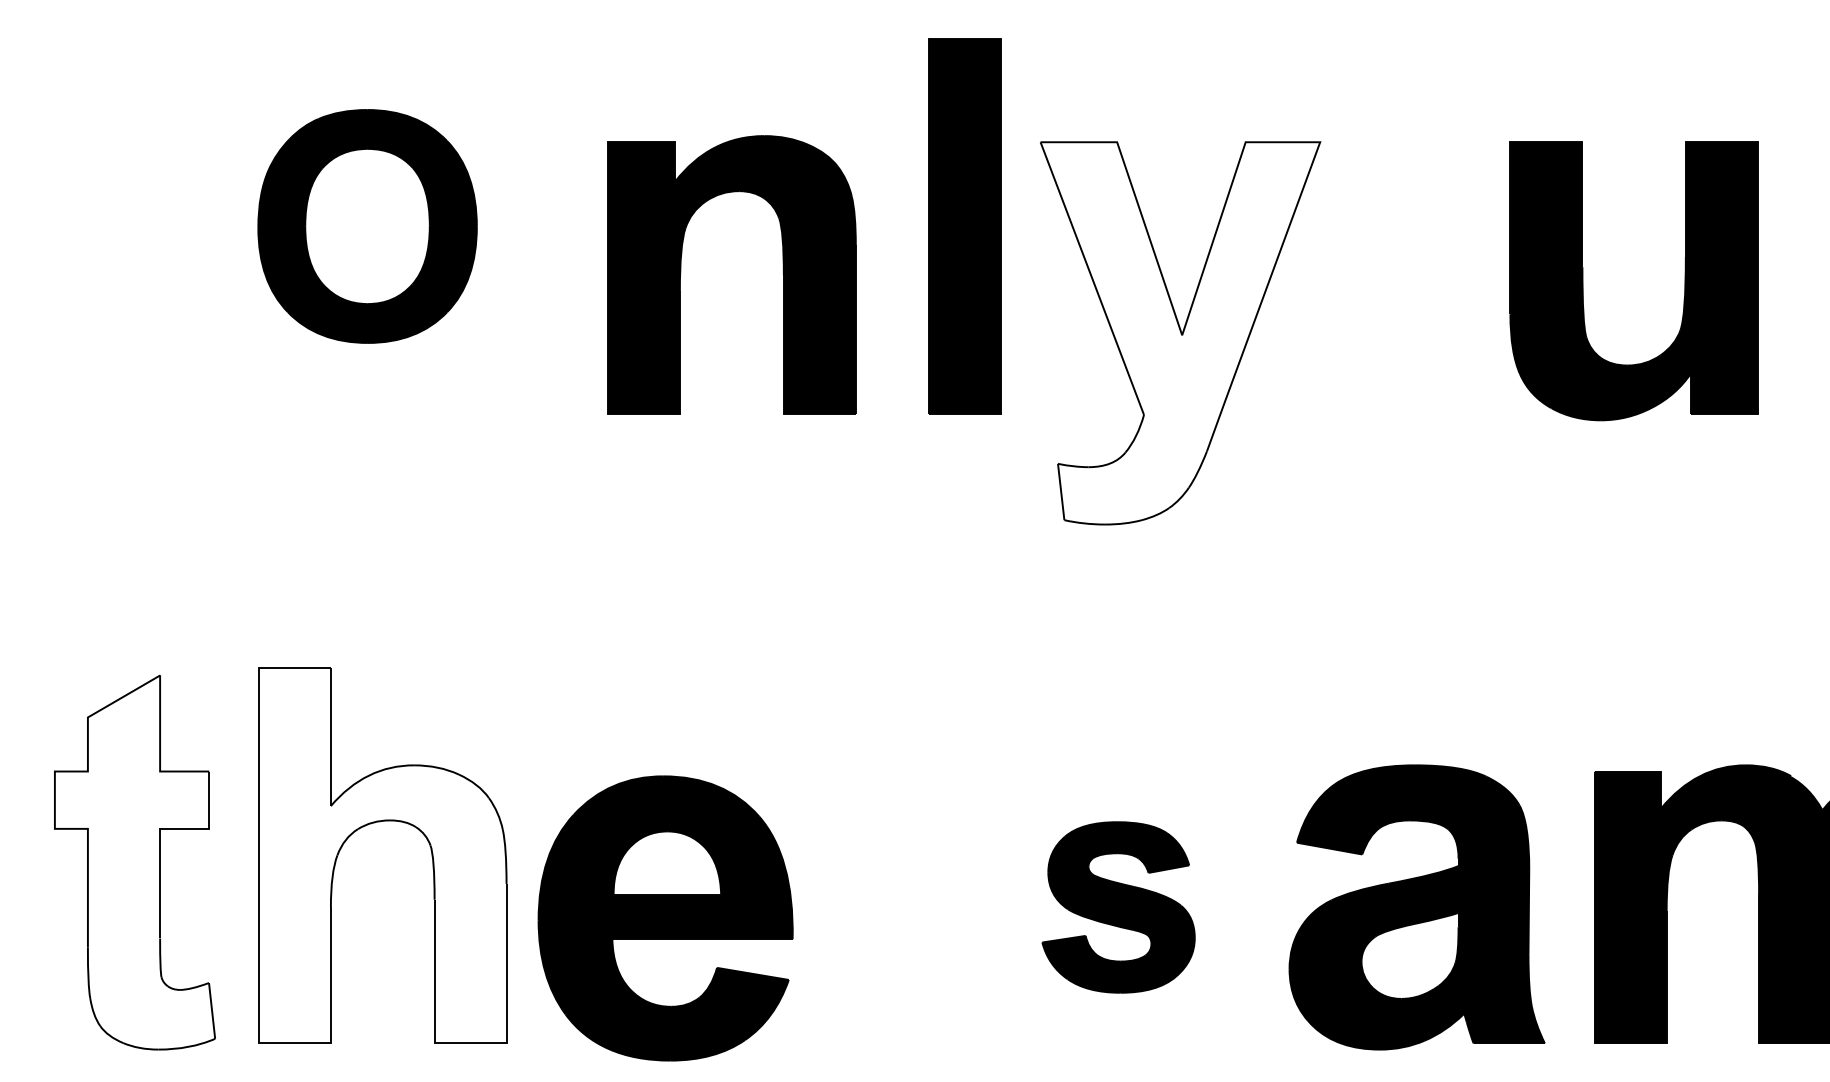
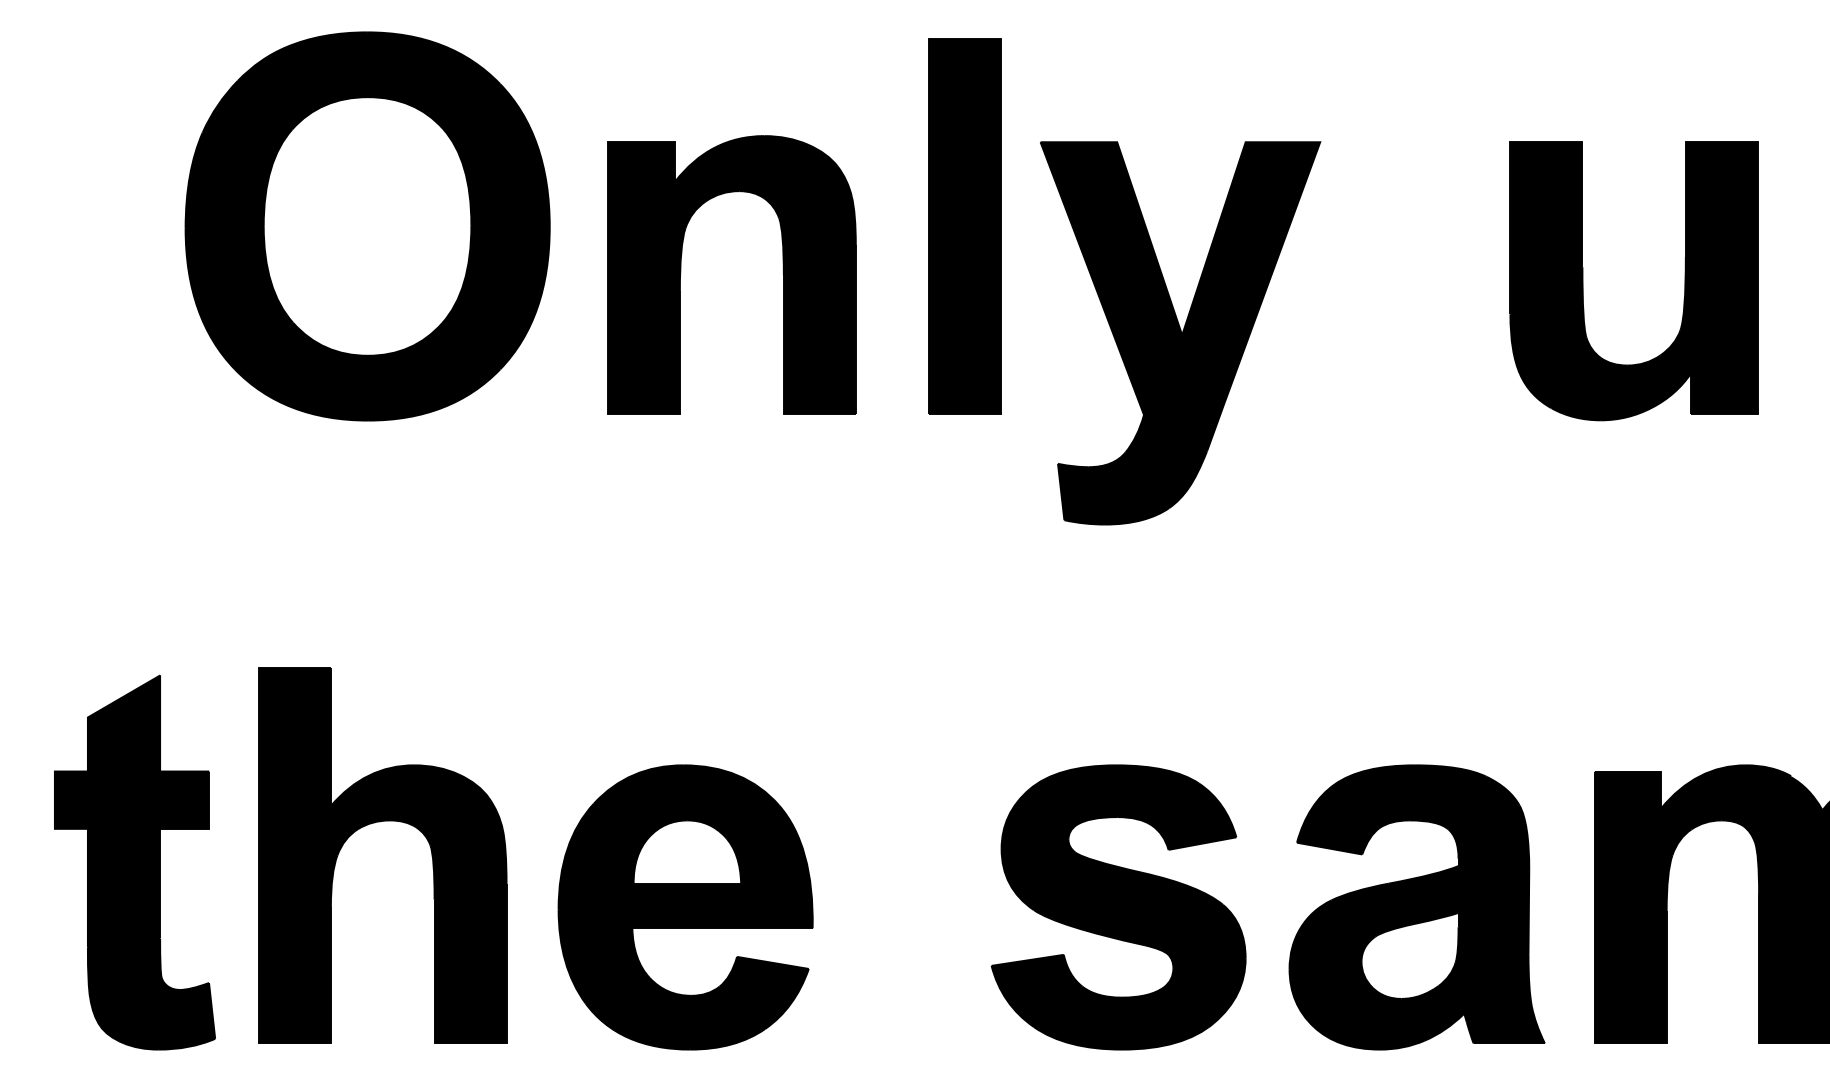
part size: 221x235 px -> 367x391 px (367, 226)
fill: none -> present (1180, 333)
fill: none -> present (382, 855)
fill: none -> present (134, 862)
part size: 155x173 px -> 257x287 px (1118, 907)
part position: (665, 918) -> (685, 907) (685, 907)
